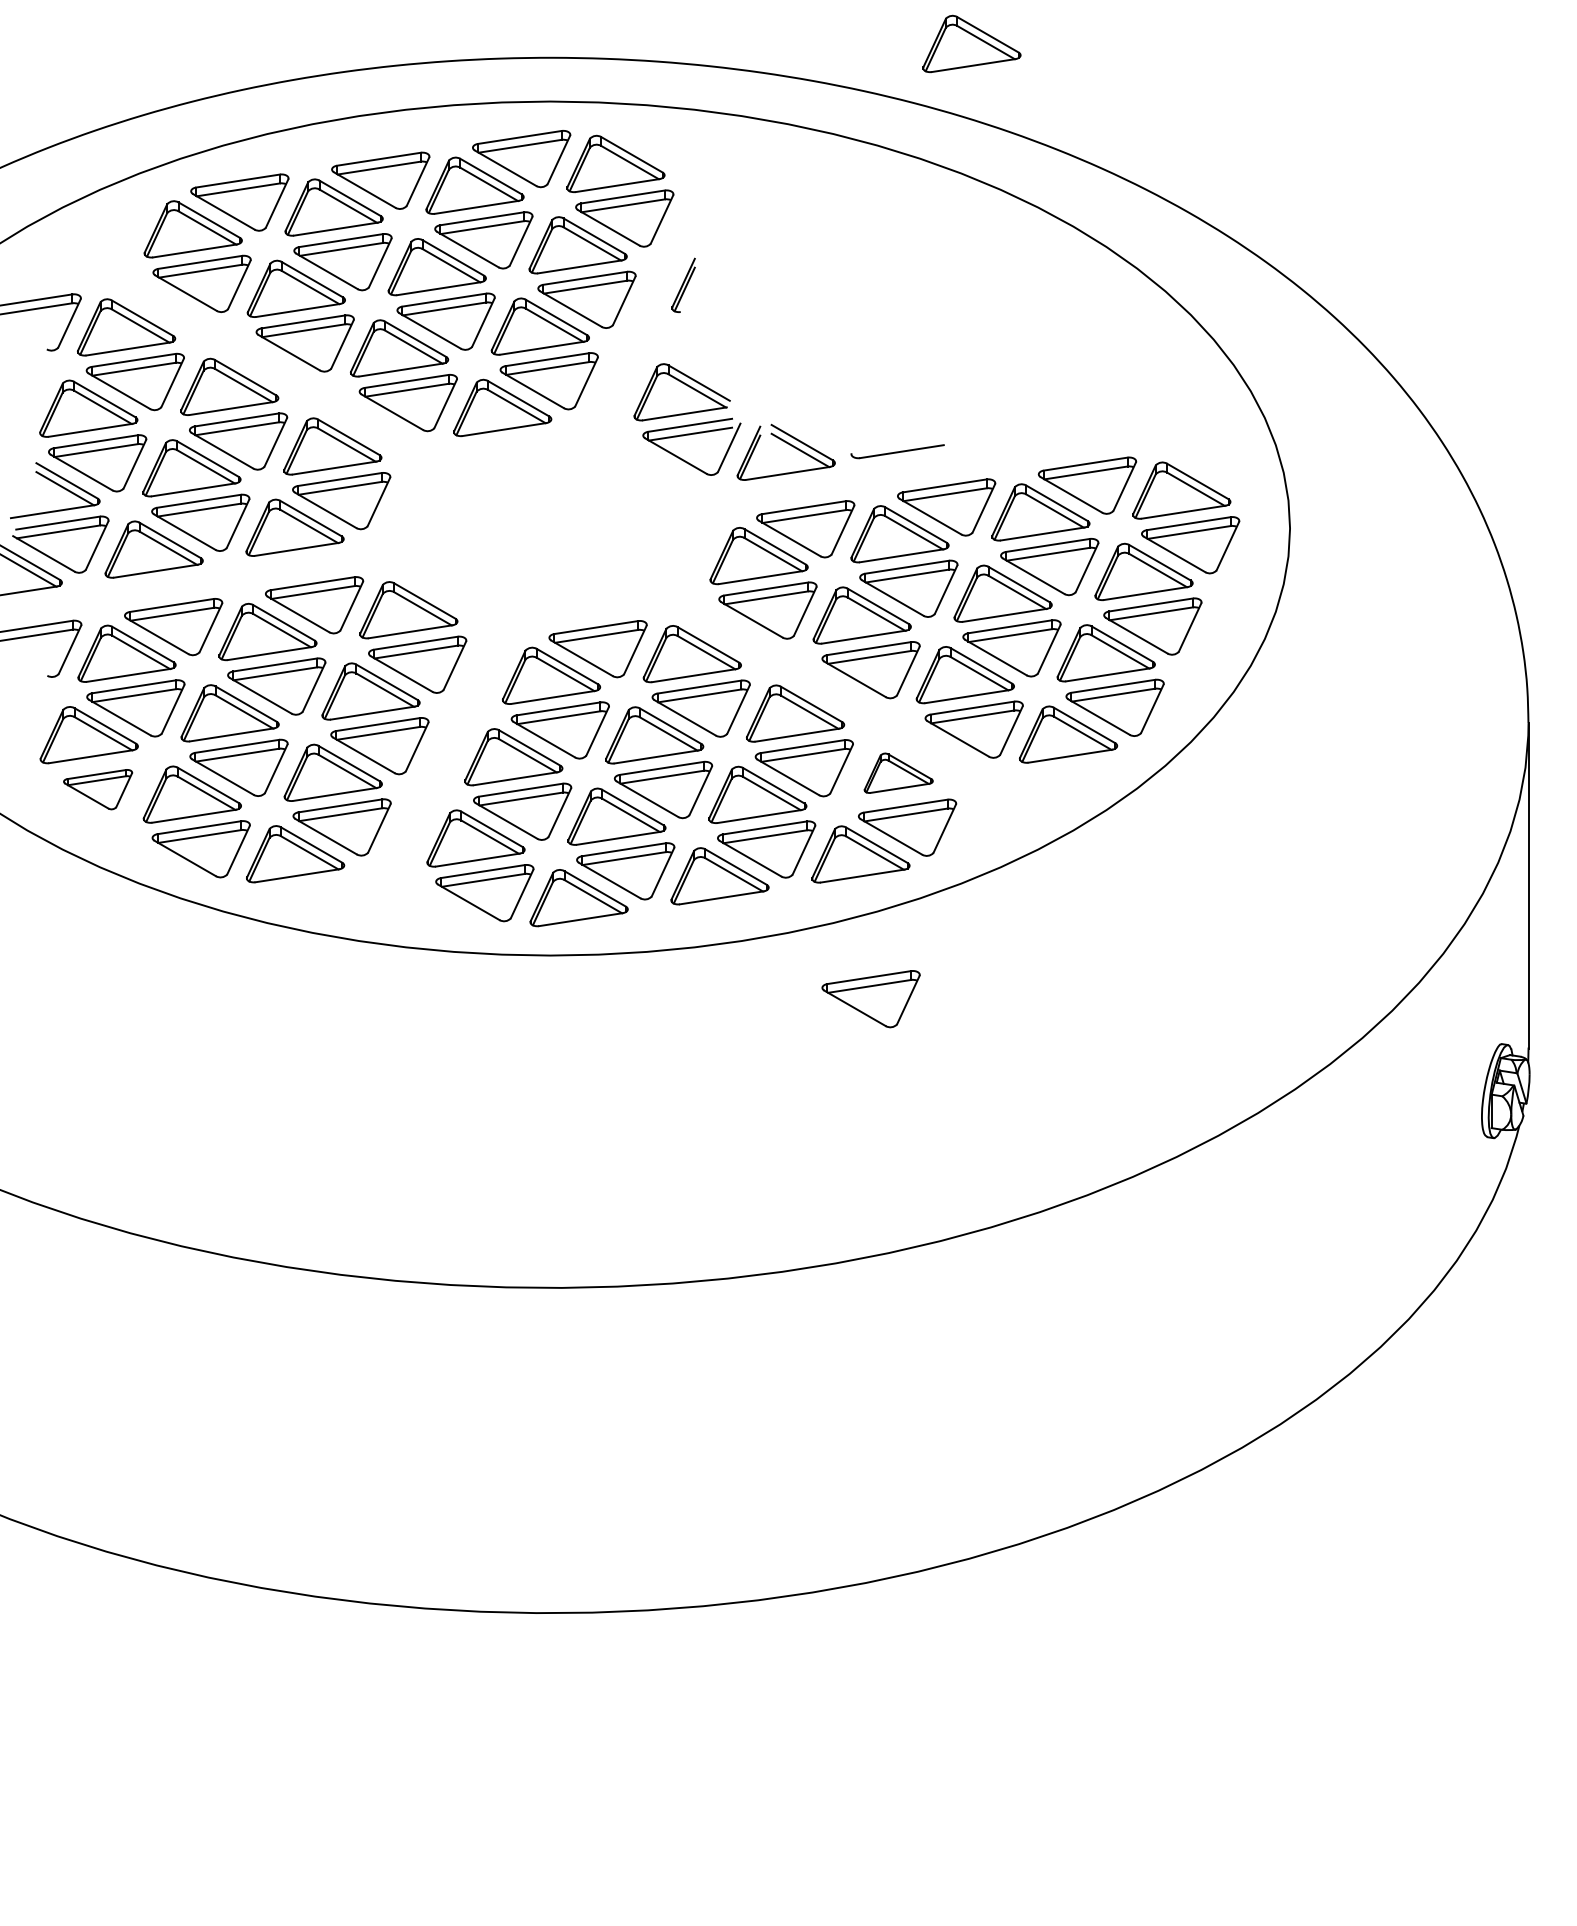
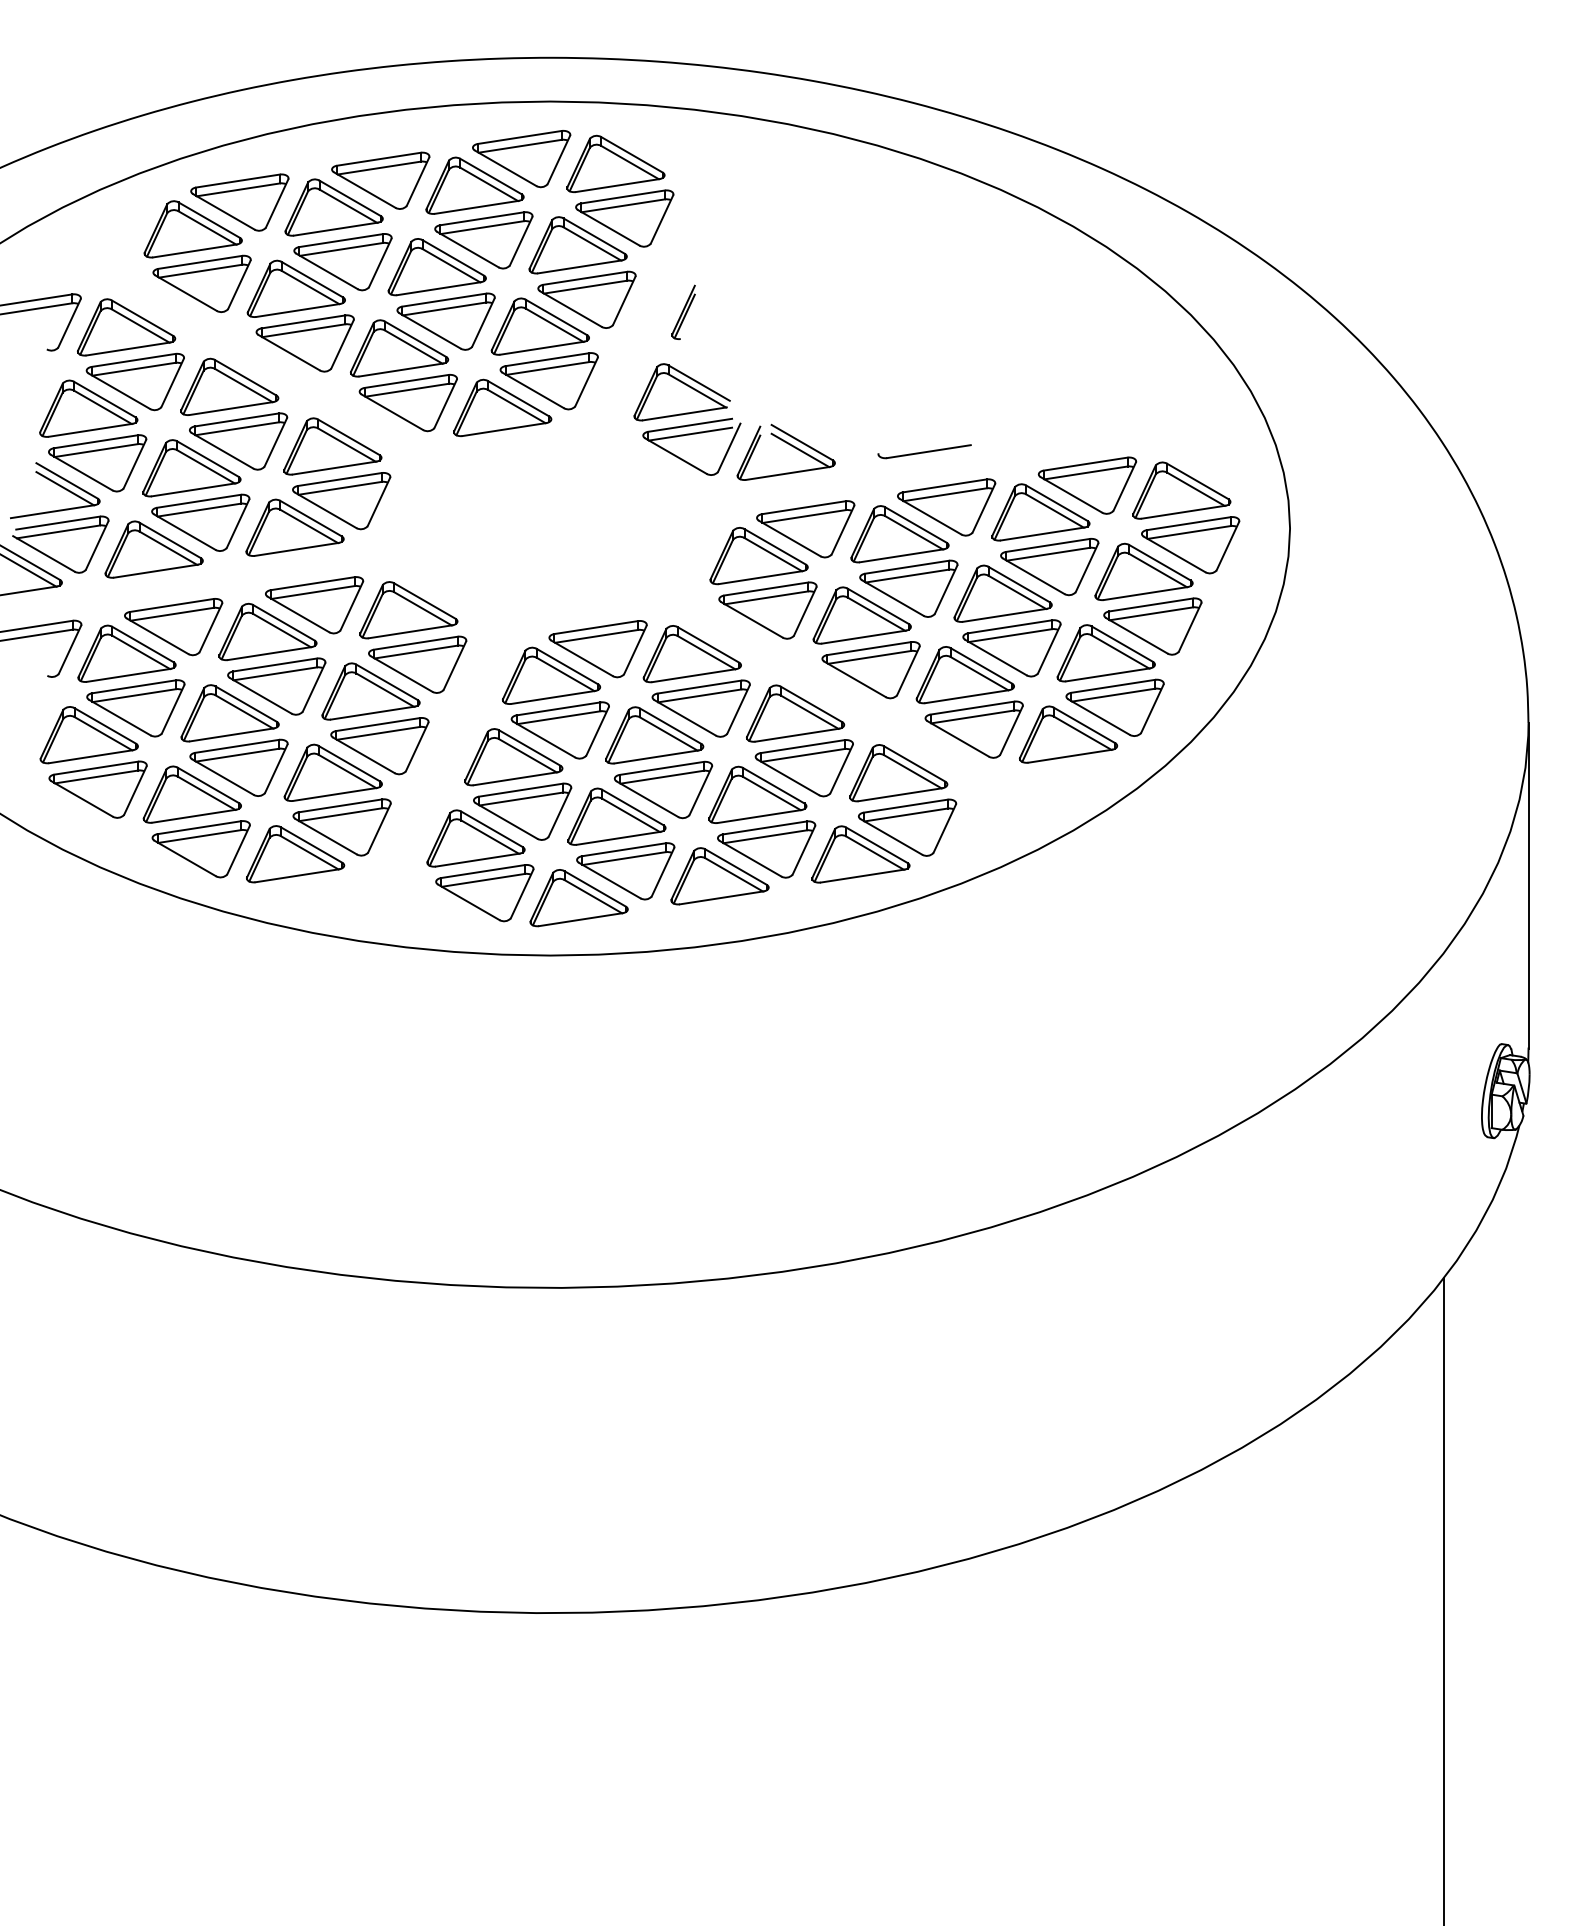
part: present -> none (971, 43)
part position: (683, 284) -> (683, 311) (683, 311)
part position: (897, 451) -> (924, 451) (924, 451)
part size: 71x42 px -> 100x59 px (898, 773)
part size: 71x42 px -> 100x59 px (97, 789)
part: present -> none (870, 999)
line: none -> present (1444, 1599)
